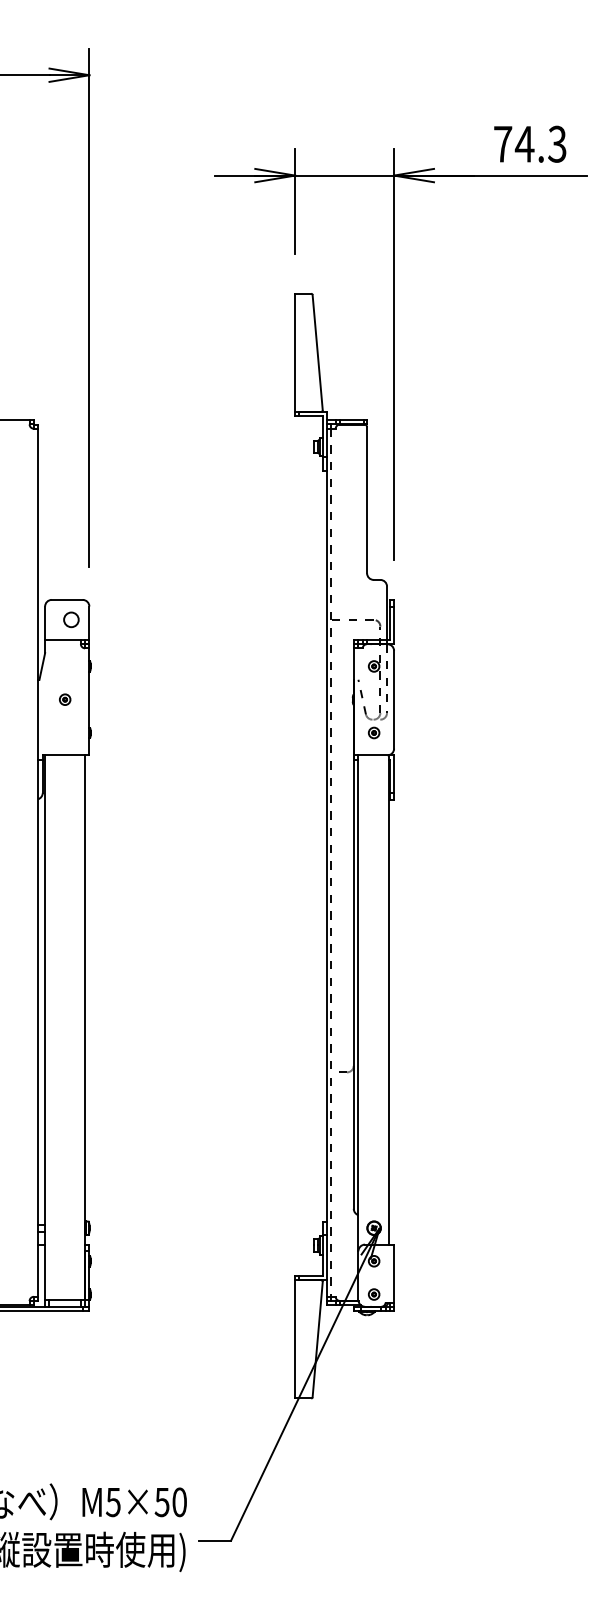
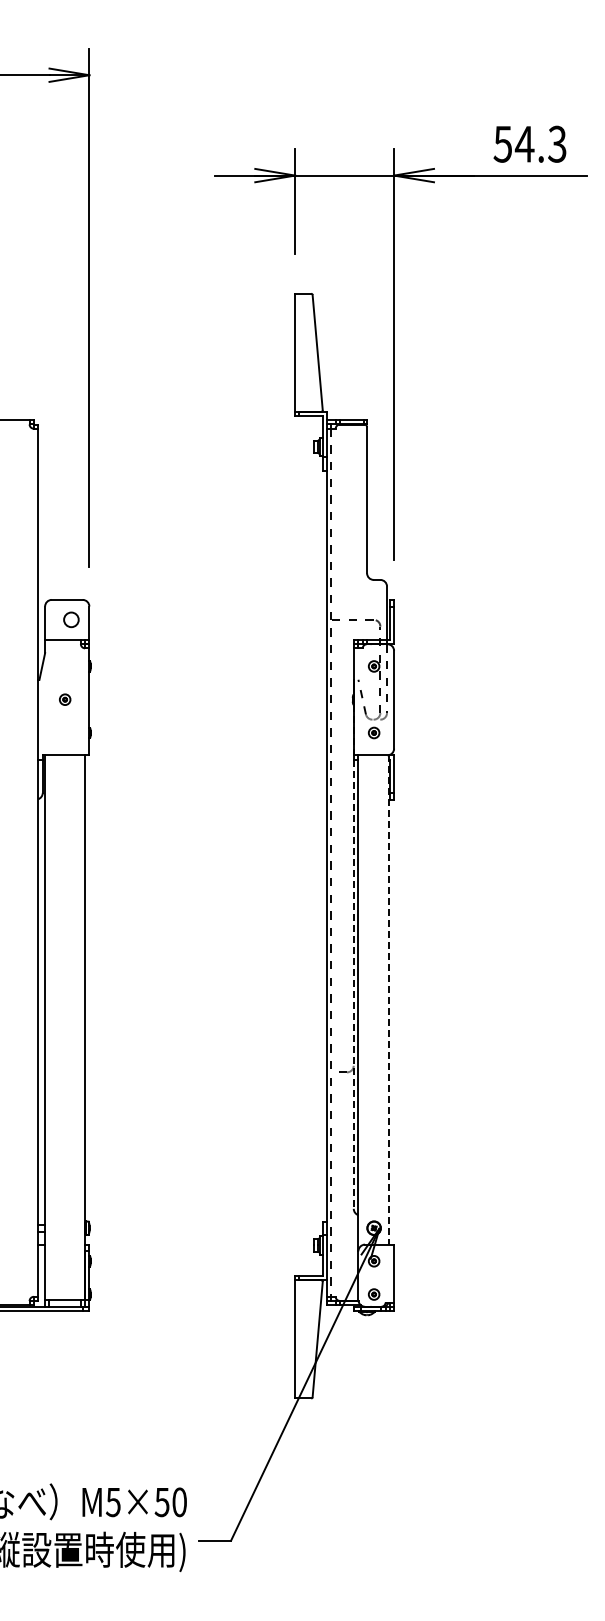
text: 74.3 -> 54.3 (502, 144)
line: solid -> dashed (353, 956)
line: solid -> dashed (389, 999)
